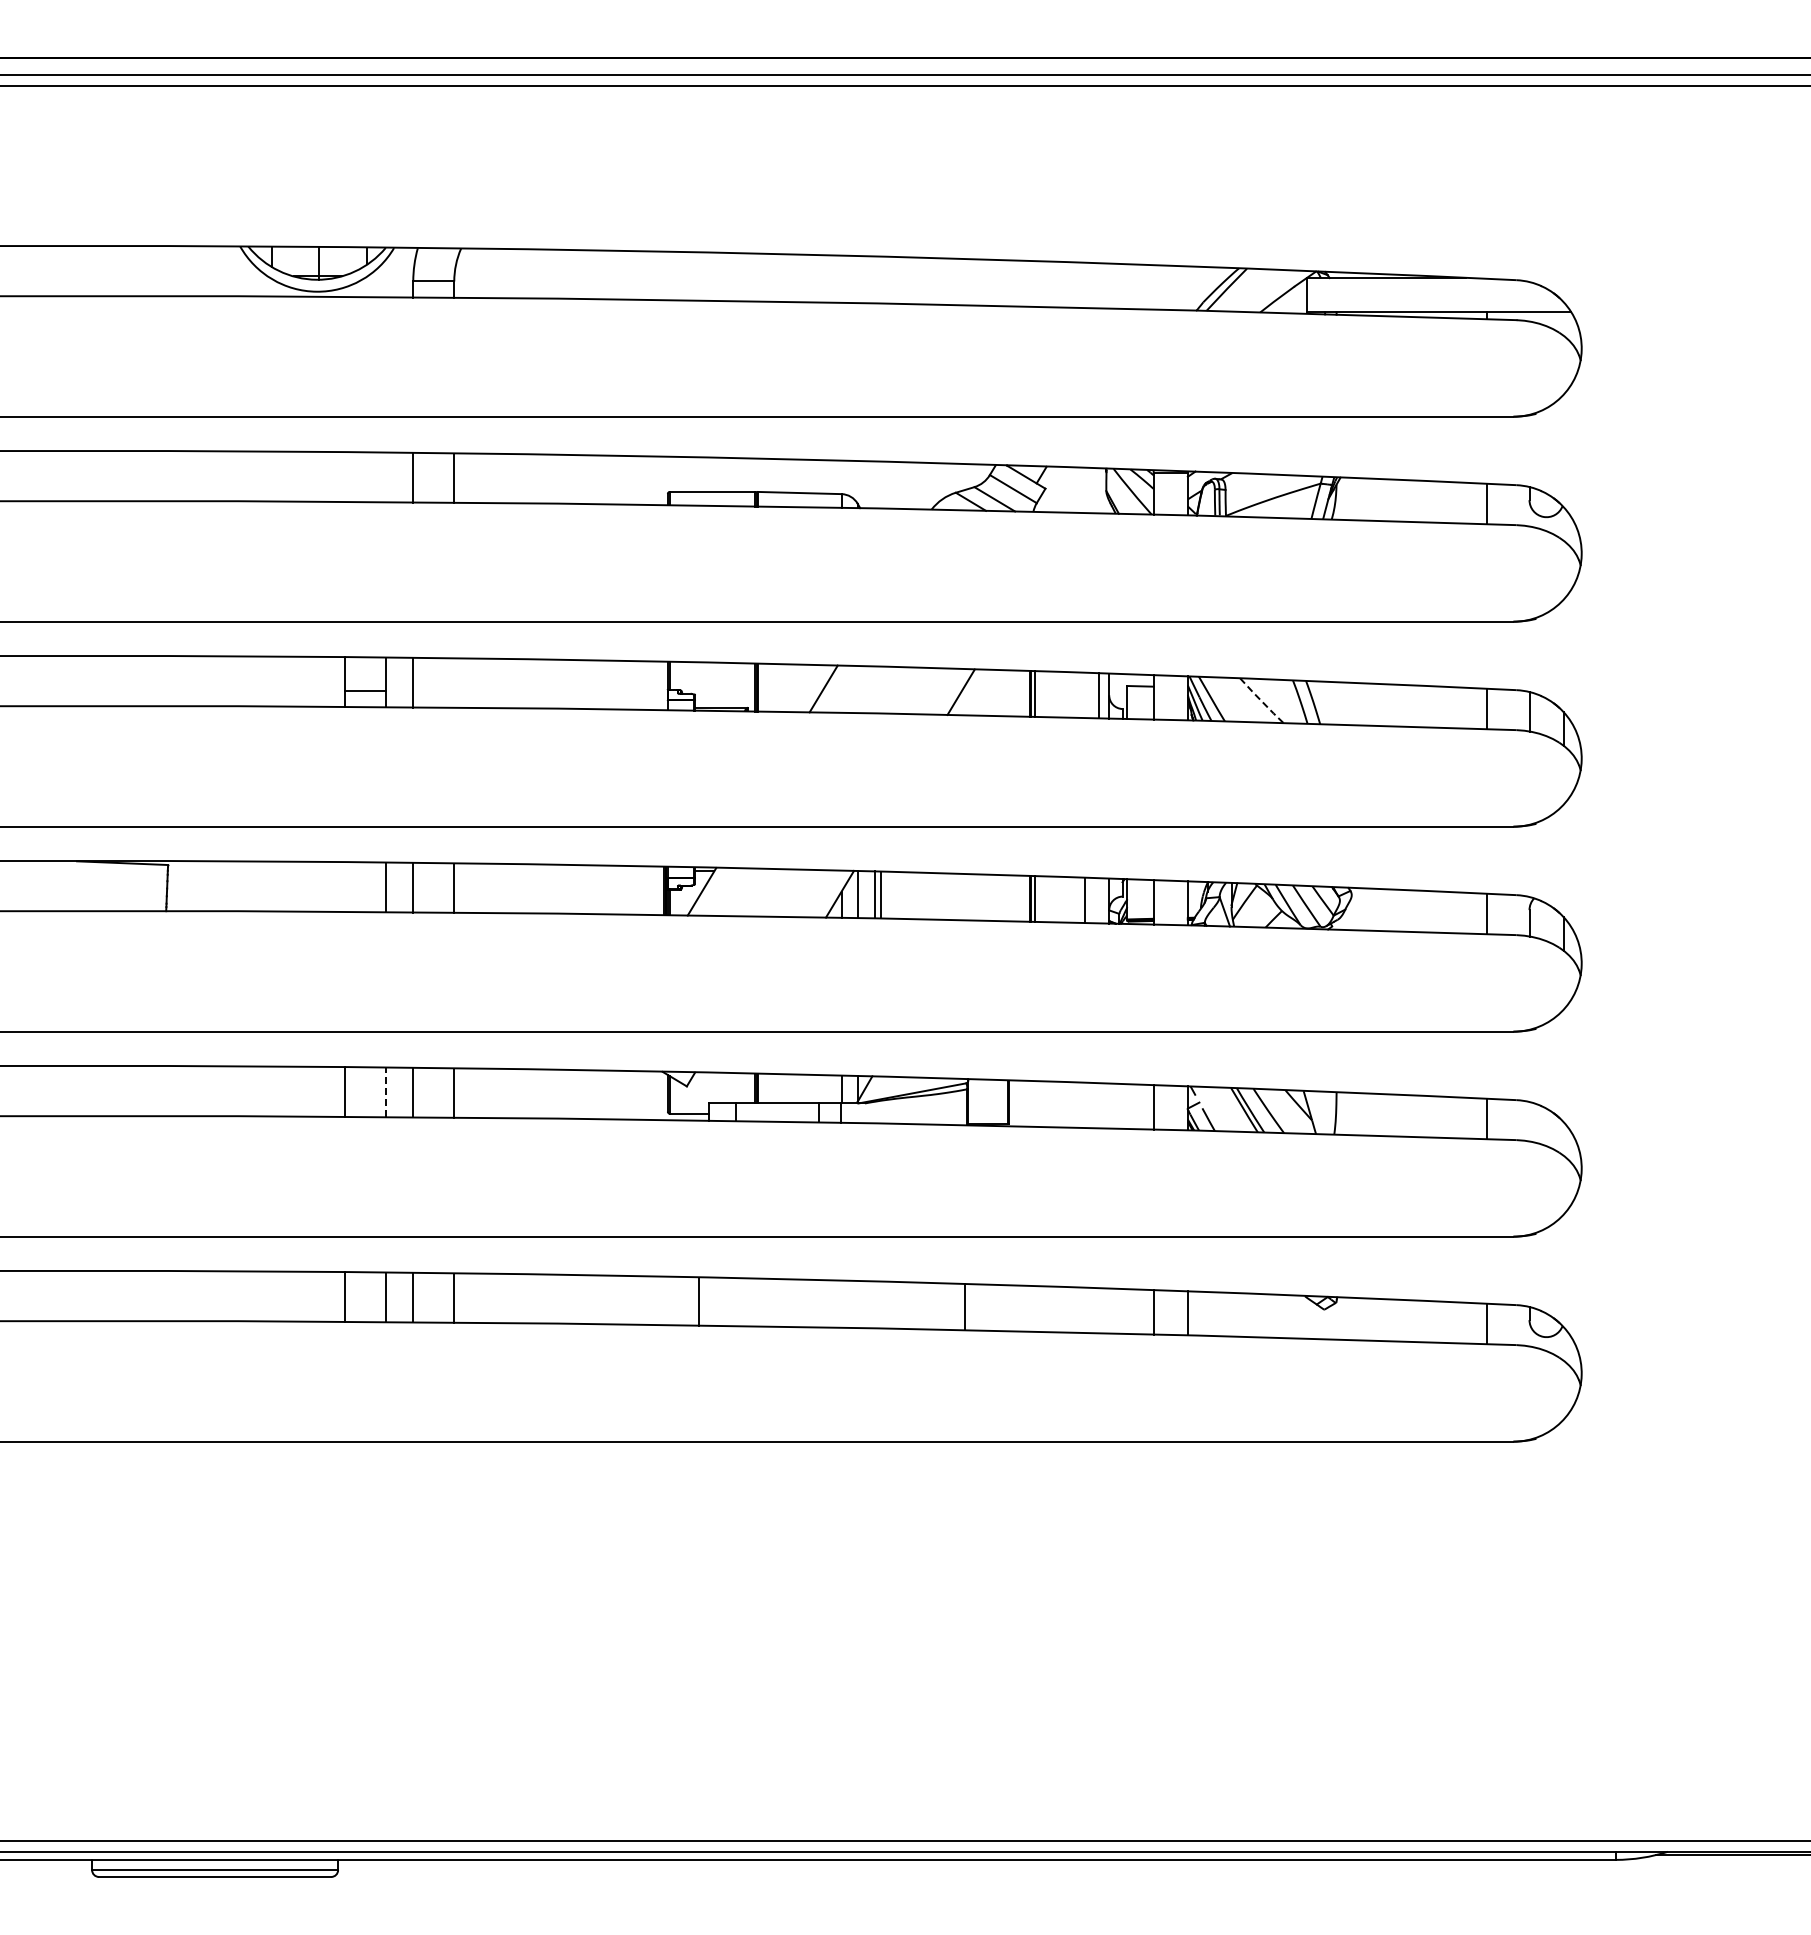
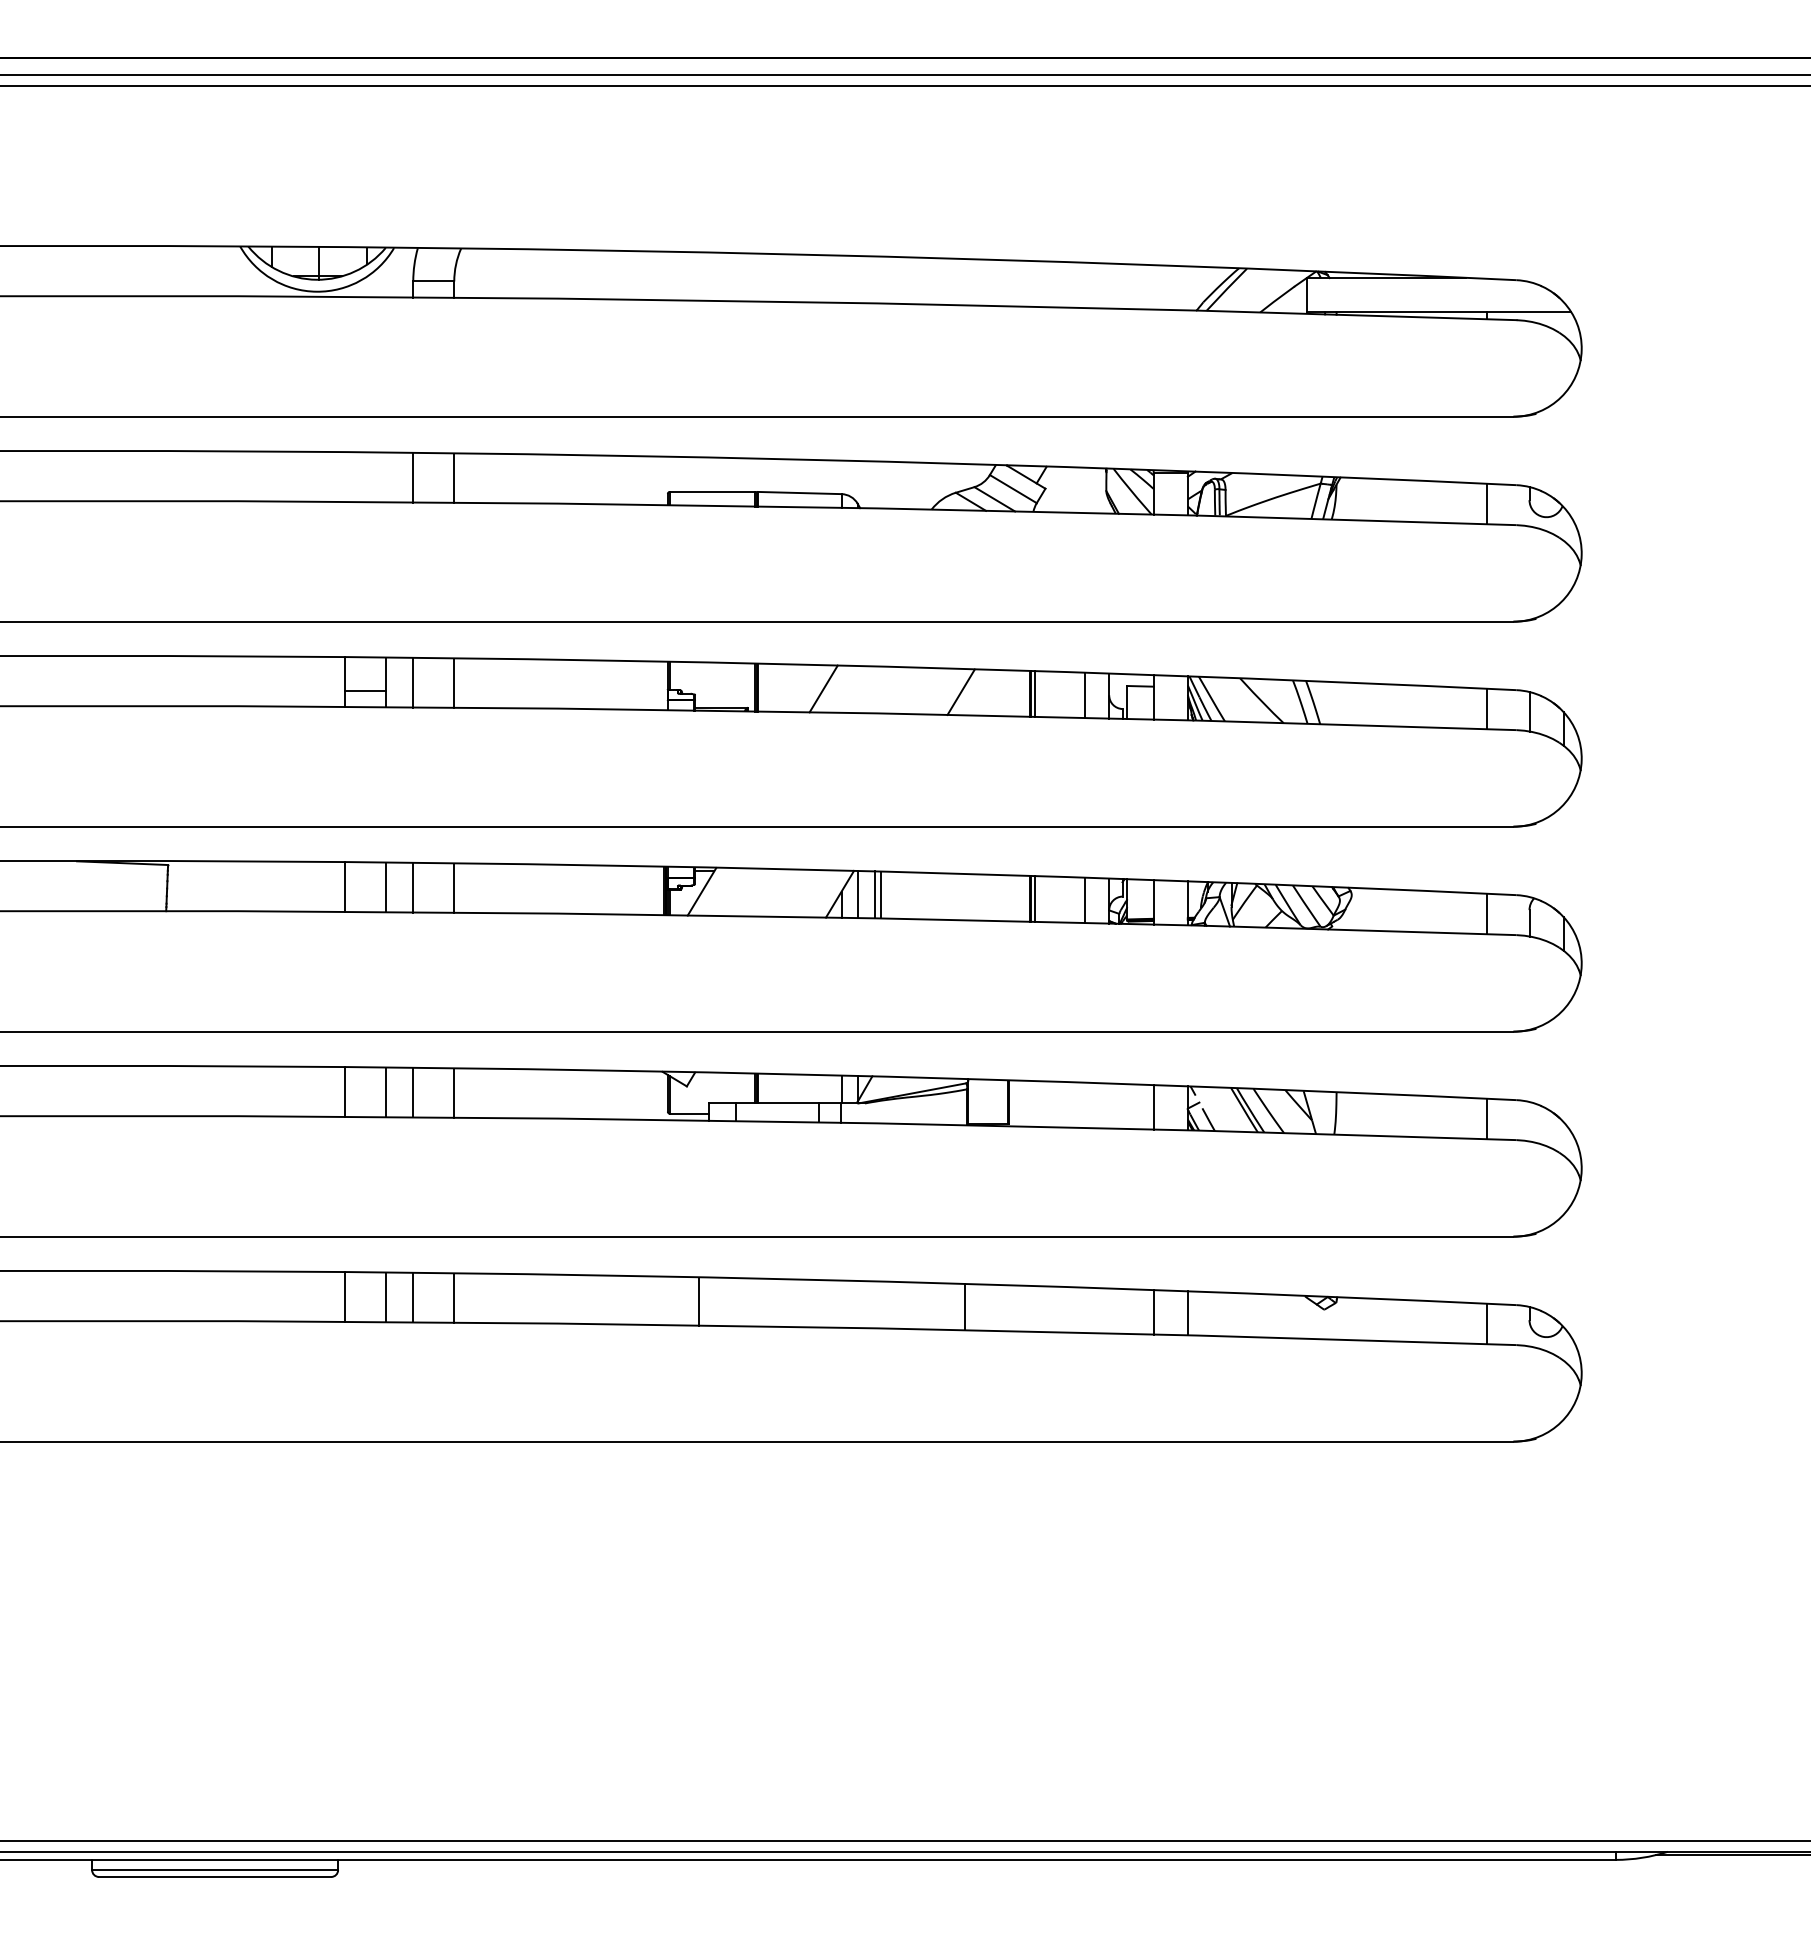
line: none -> present (454, 682)
line position: (1098, 695) -> (1084, 695) (1084, 695)
line: dashed -> solid (1261, 700)
line: none -> present (344, 887)
line: dashed -> solid (385, 1092)
